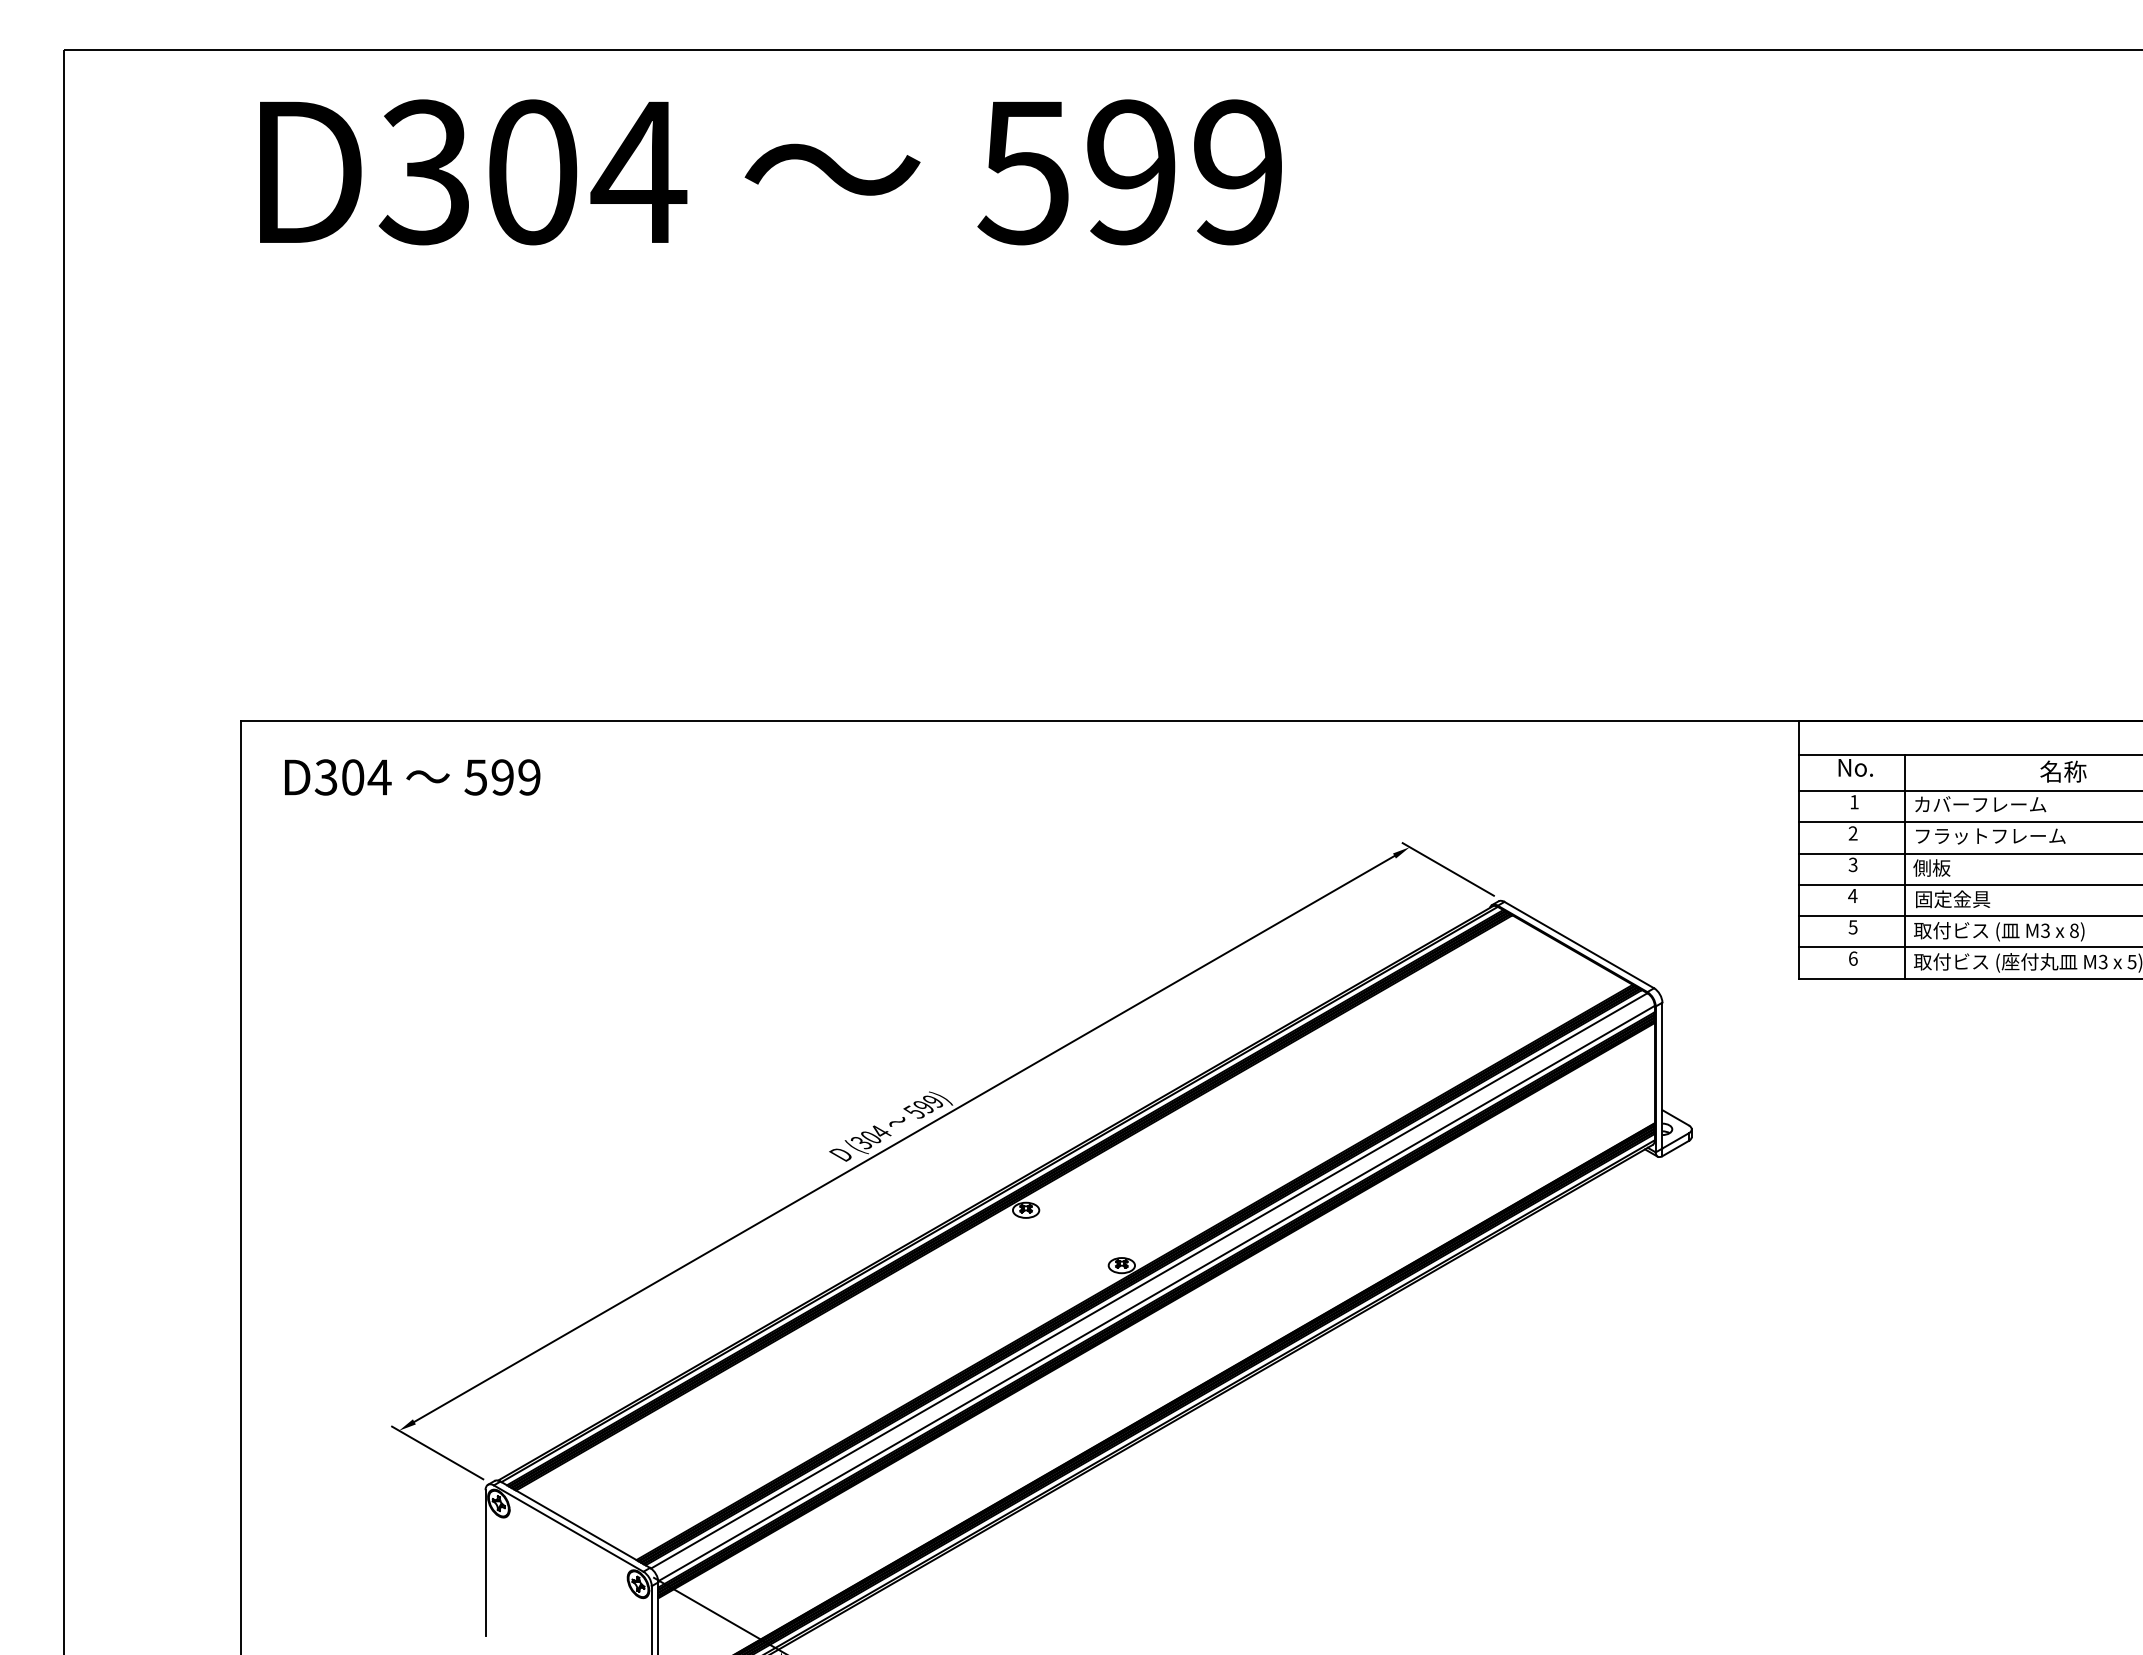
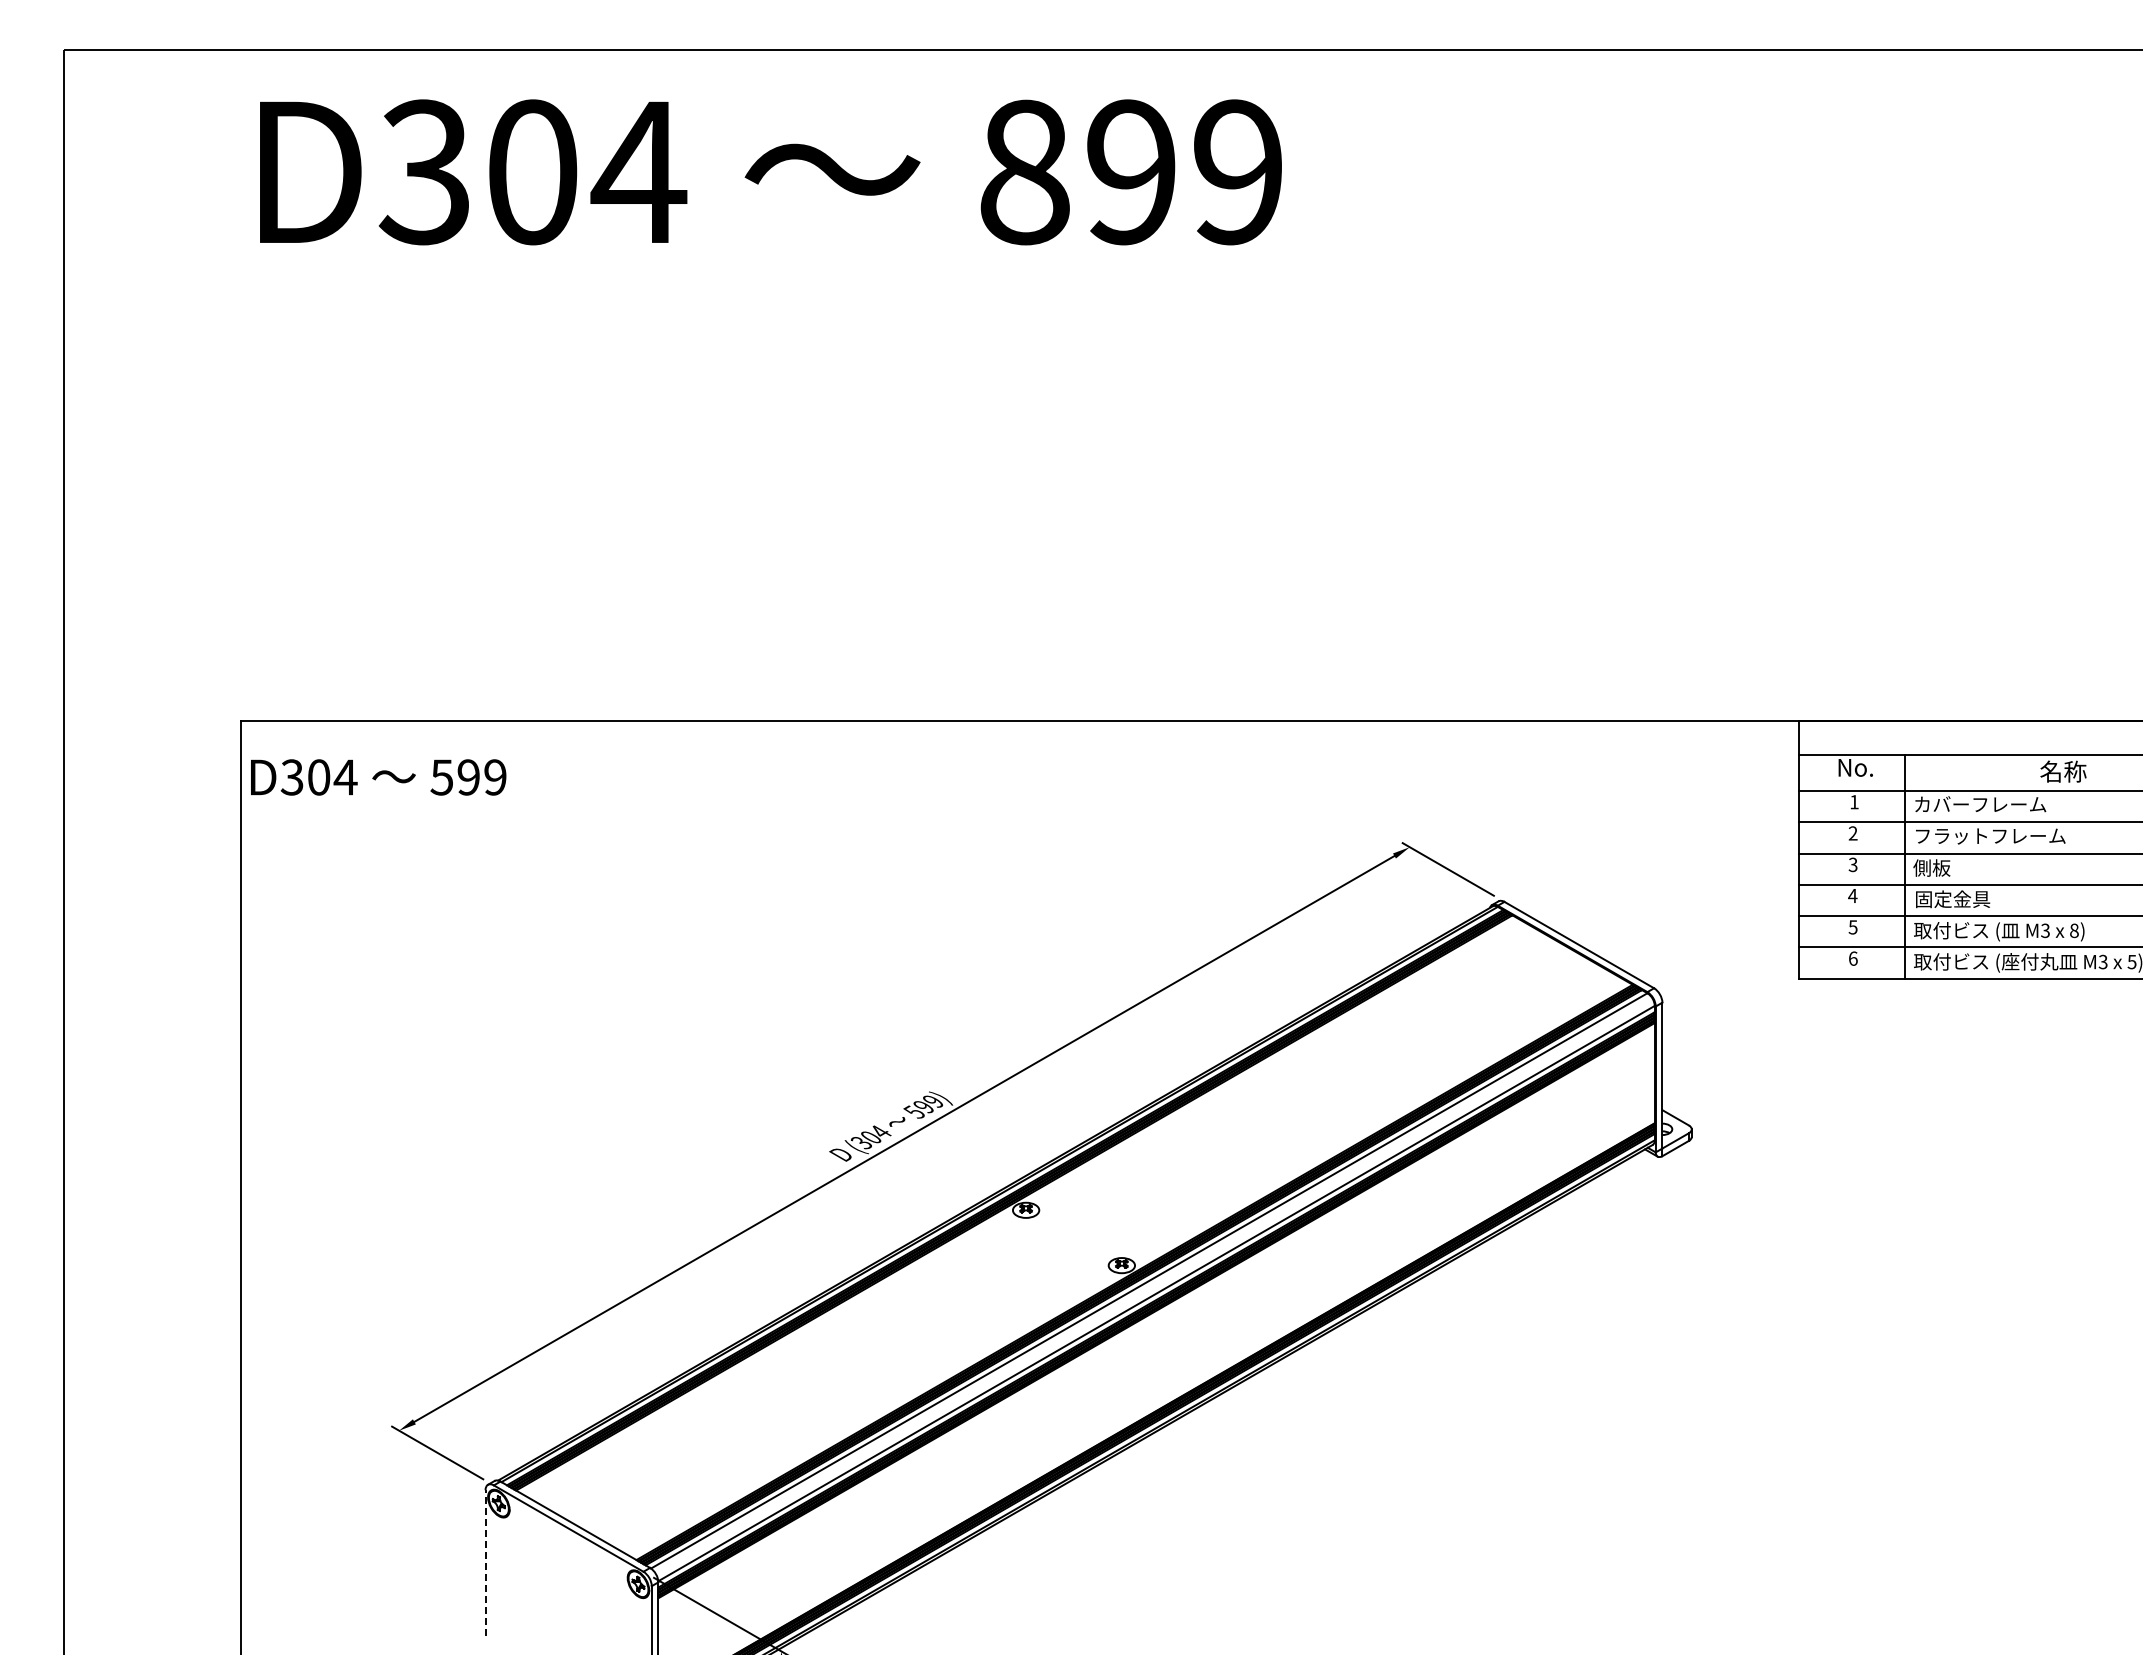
text: 599 -> 899 (1023, 172)
text position: (412, 777) -> (378, 777) (378, 777)
line: solid -> dashed (485, 1563)
